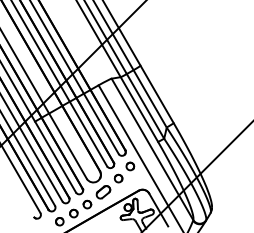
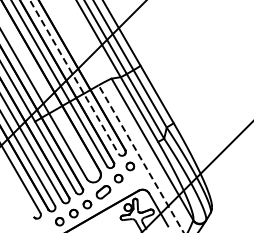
line: solid -> dashed (74, 77)
line: solid -> dashed (140, 158)
